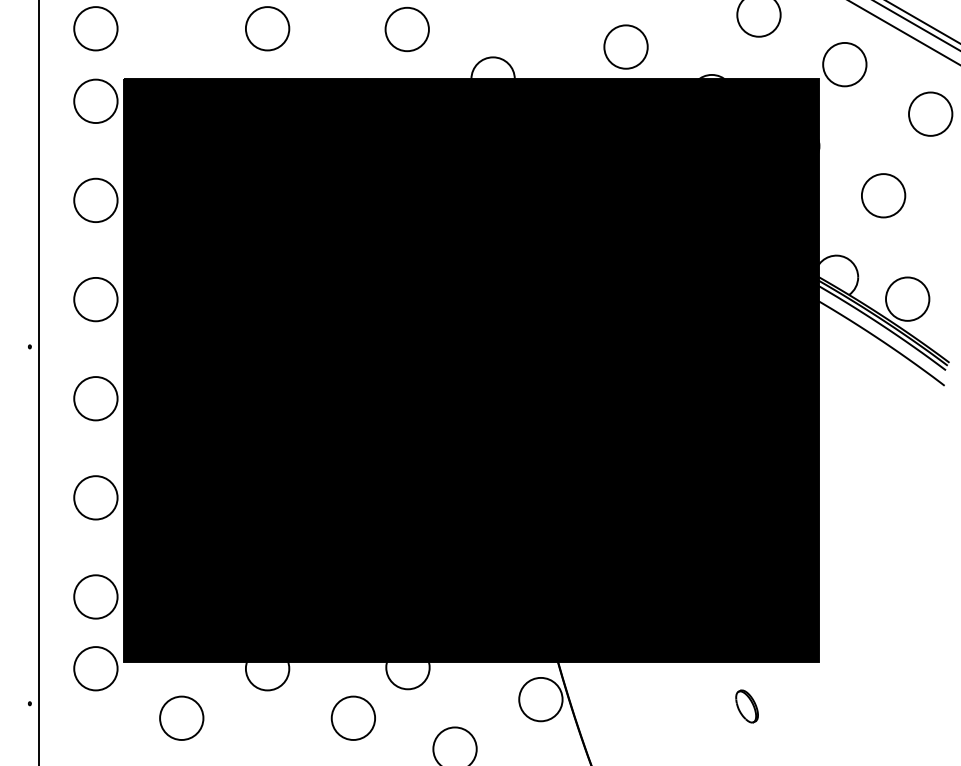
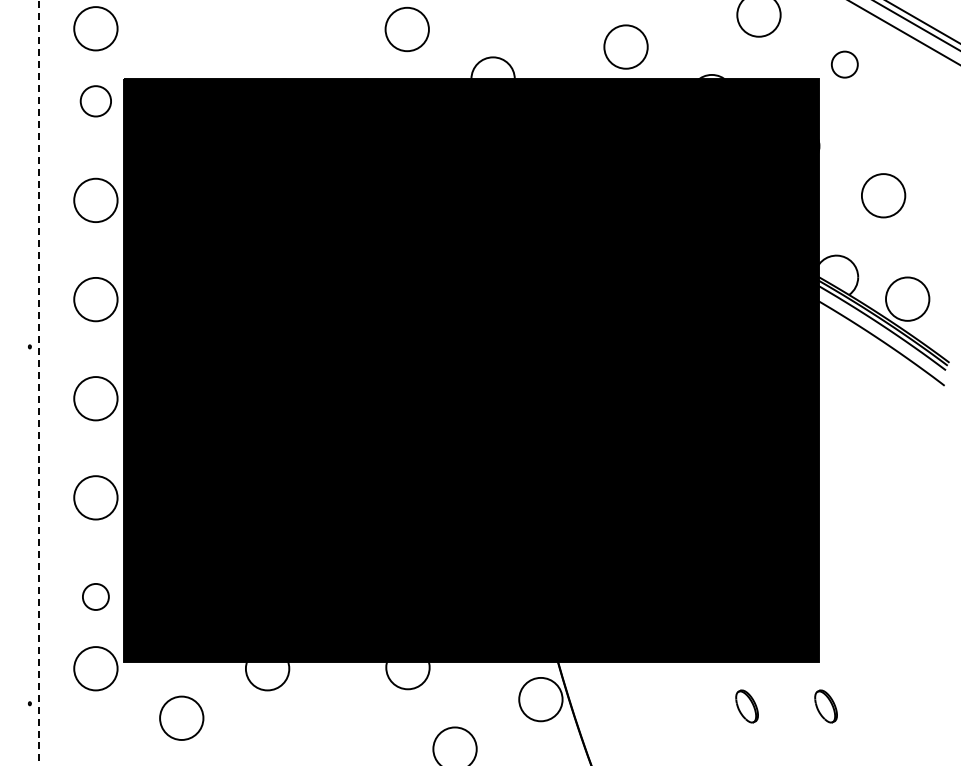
circle: present -> none (267, 28)
circle diameter: 43 px -> 26 px (844, 64)
circle diameter: 43 px -> 30 px (95, 101)
circle: present -> none (930, 113)
line: solid -> dashed (38, 383)
circle diameter: 43 px -> 26 px (95, 596)
part: none -> present (825, 706)
circle: present -> none (352, 717)
